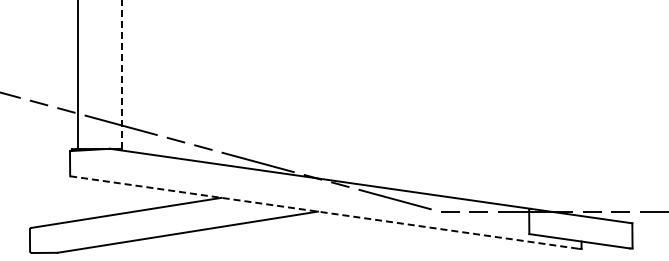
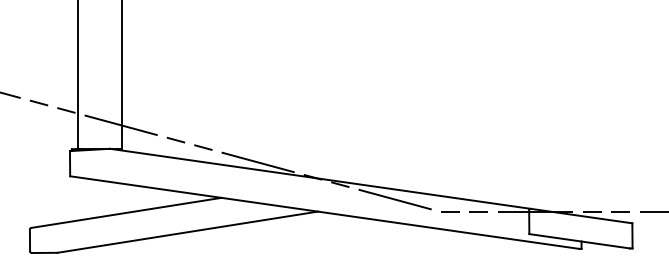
line: dashed -> solid (121, 74)
line: dashed -> solid (325, 212)
